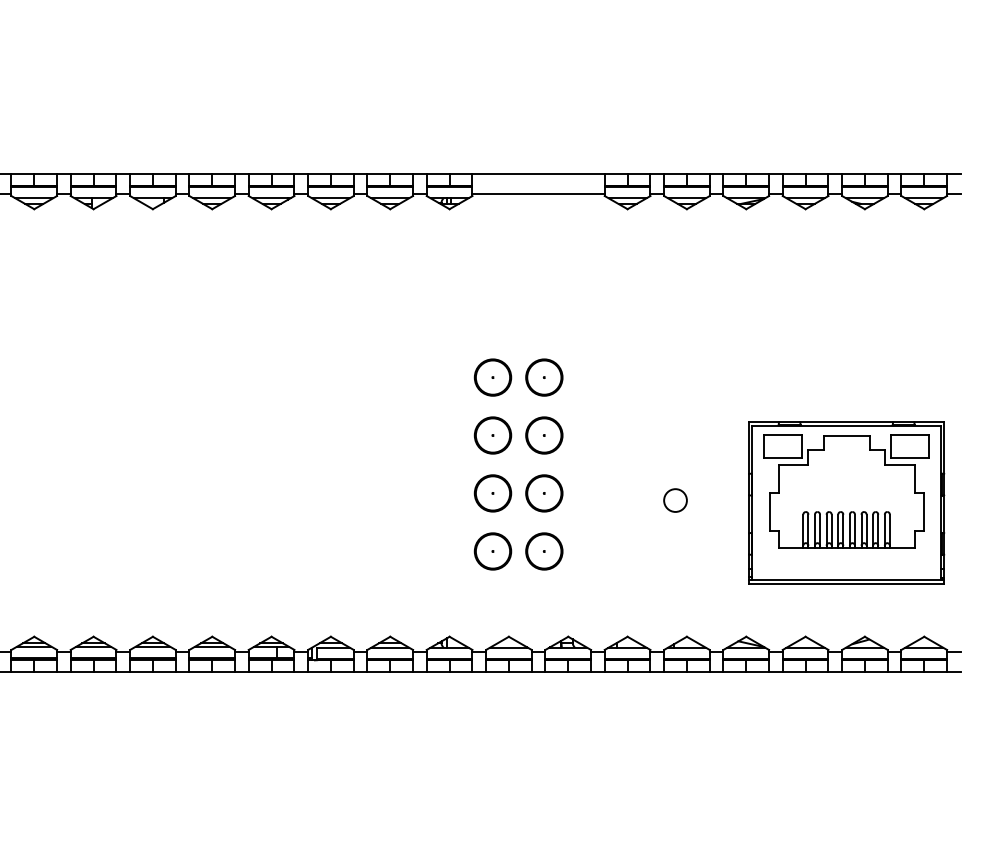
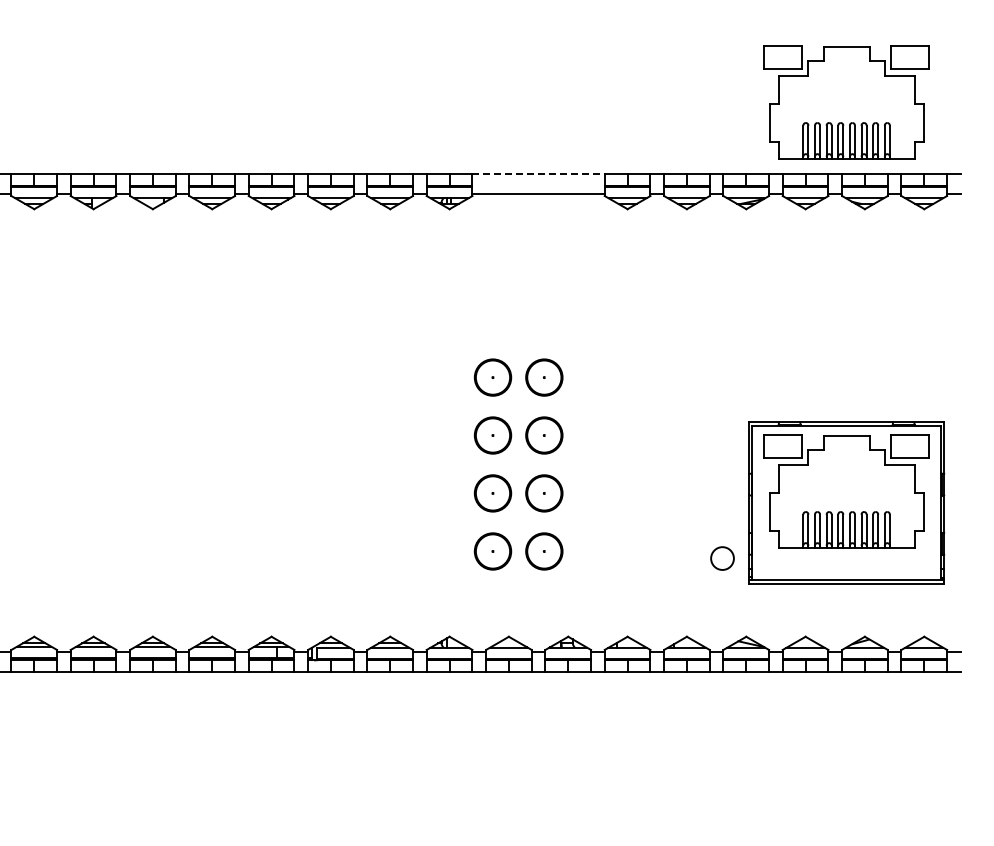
part: none -> present (846, 102)
line: solid -> dashed (539, 174)
circle position: (675, 500) -> (722, 558) (722, 558)
